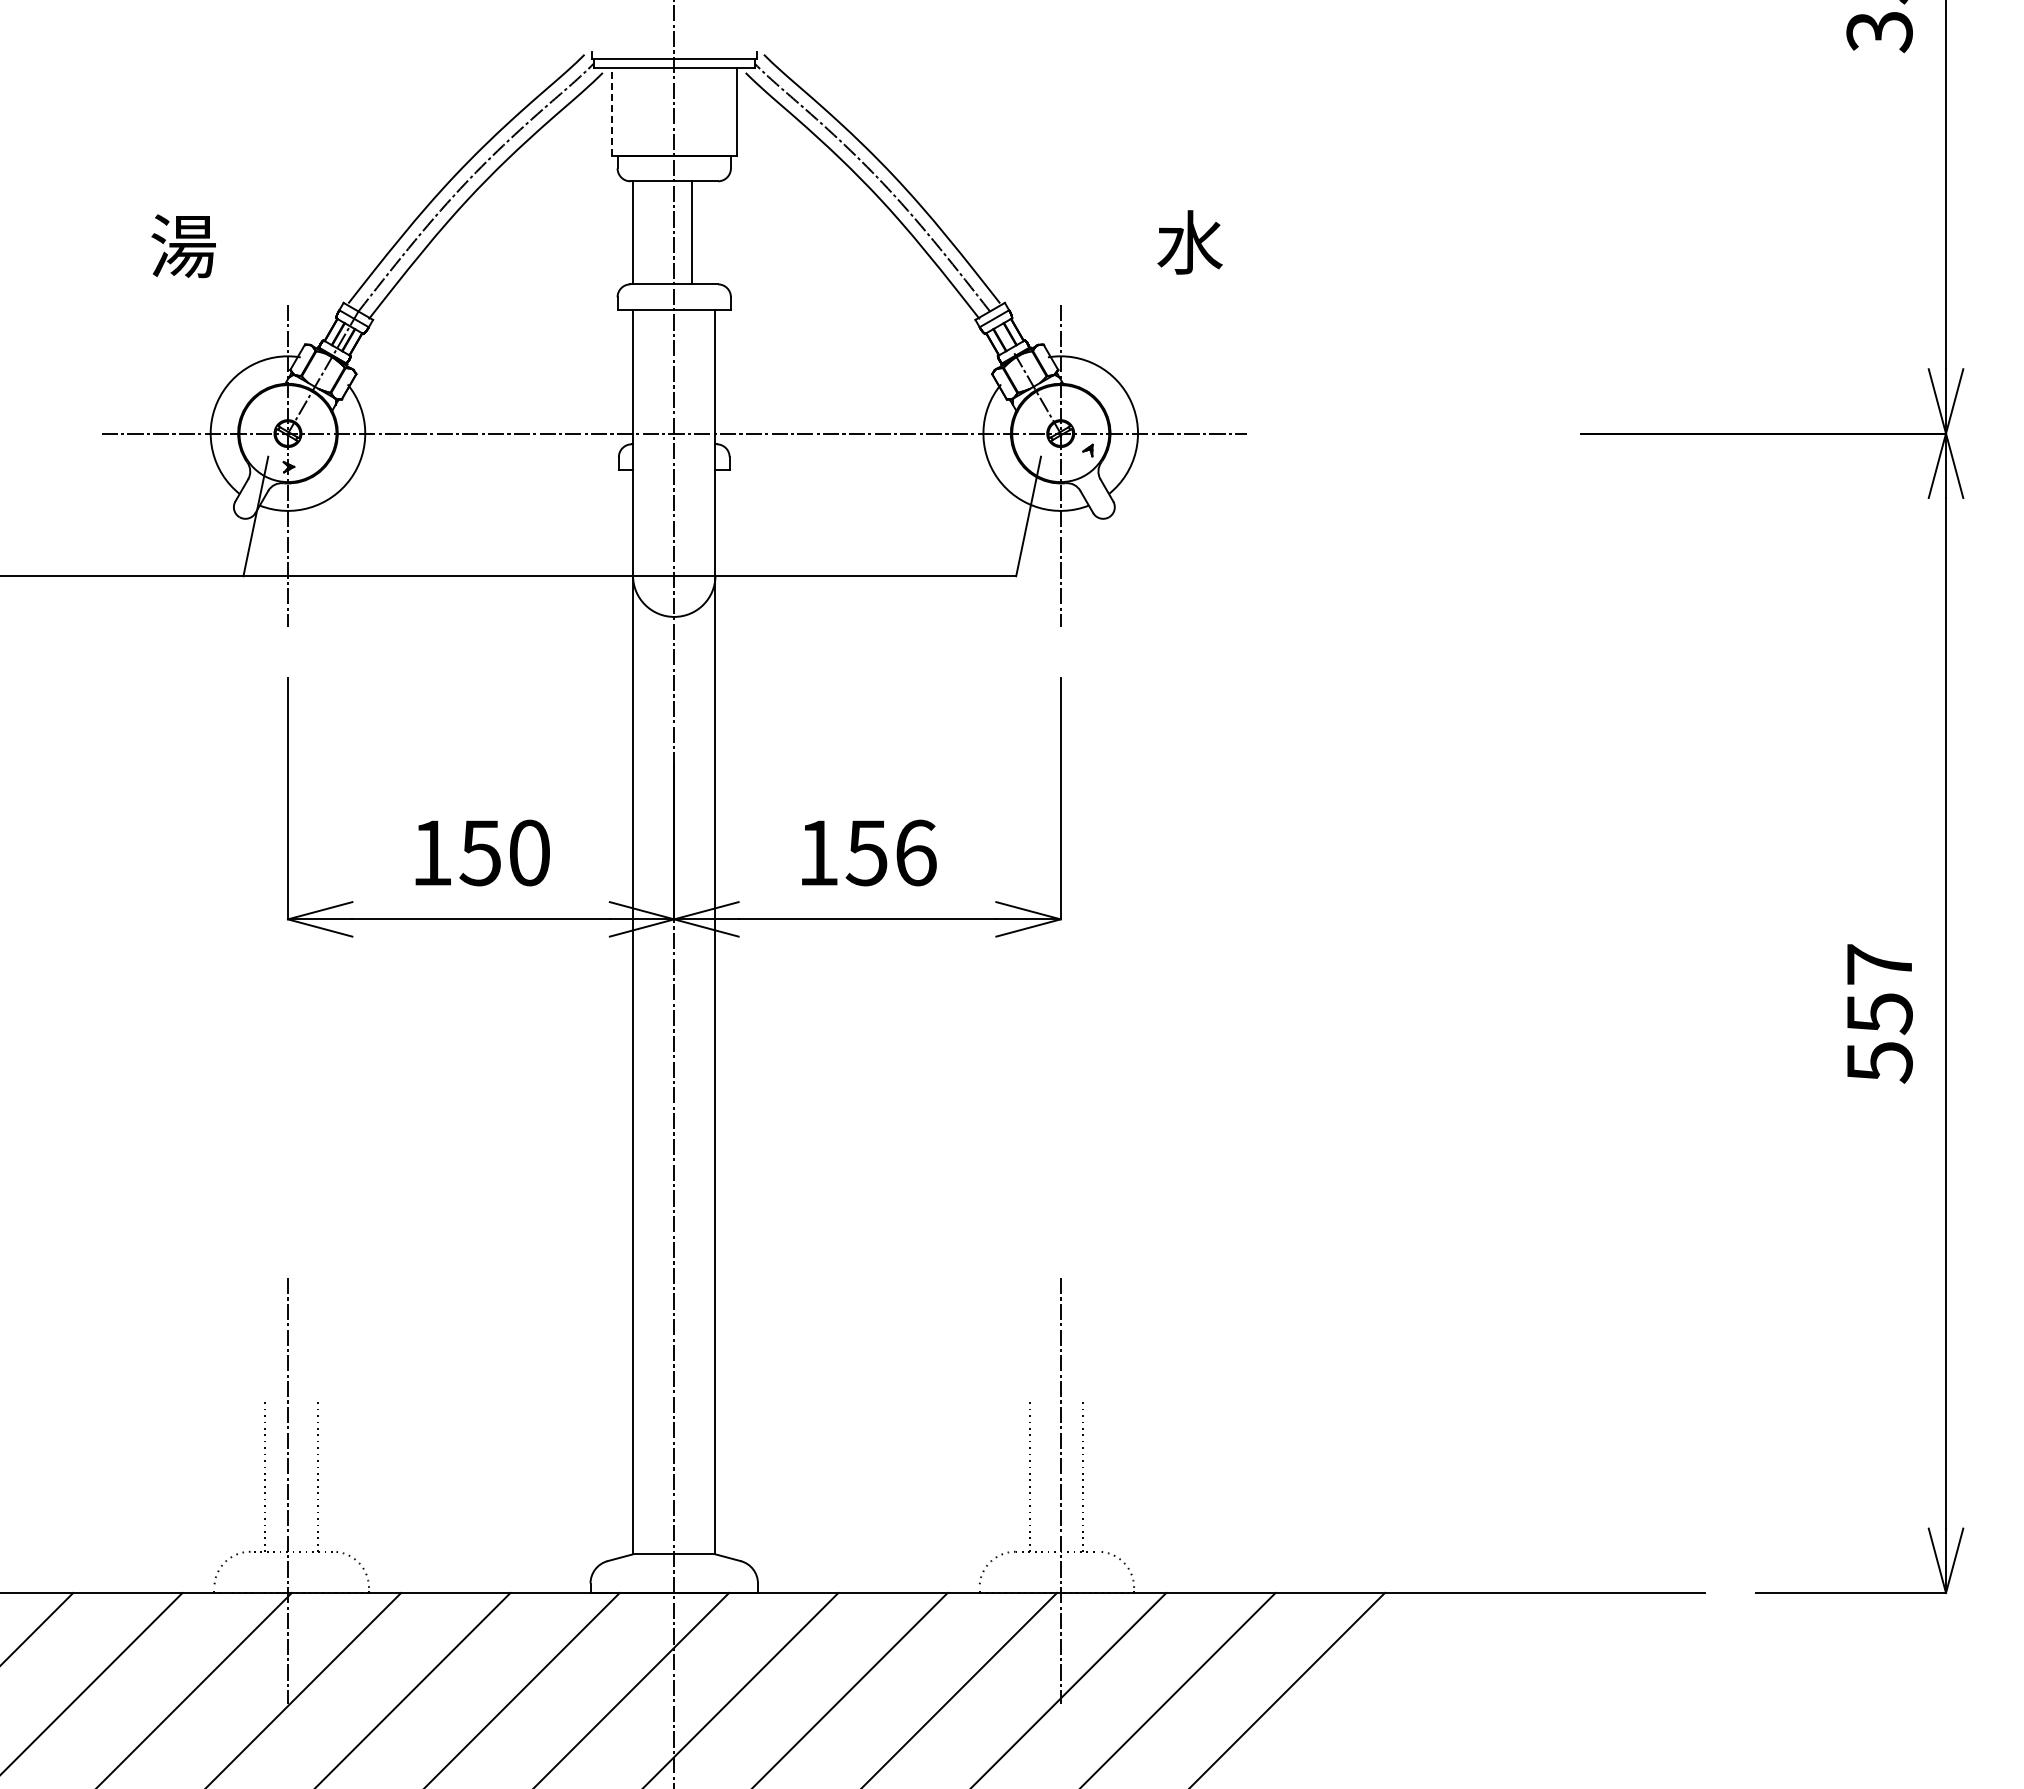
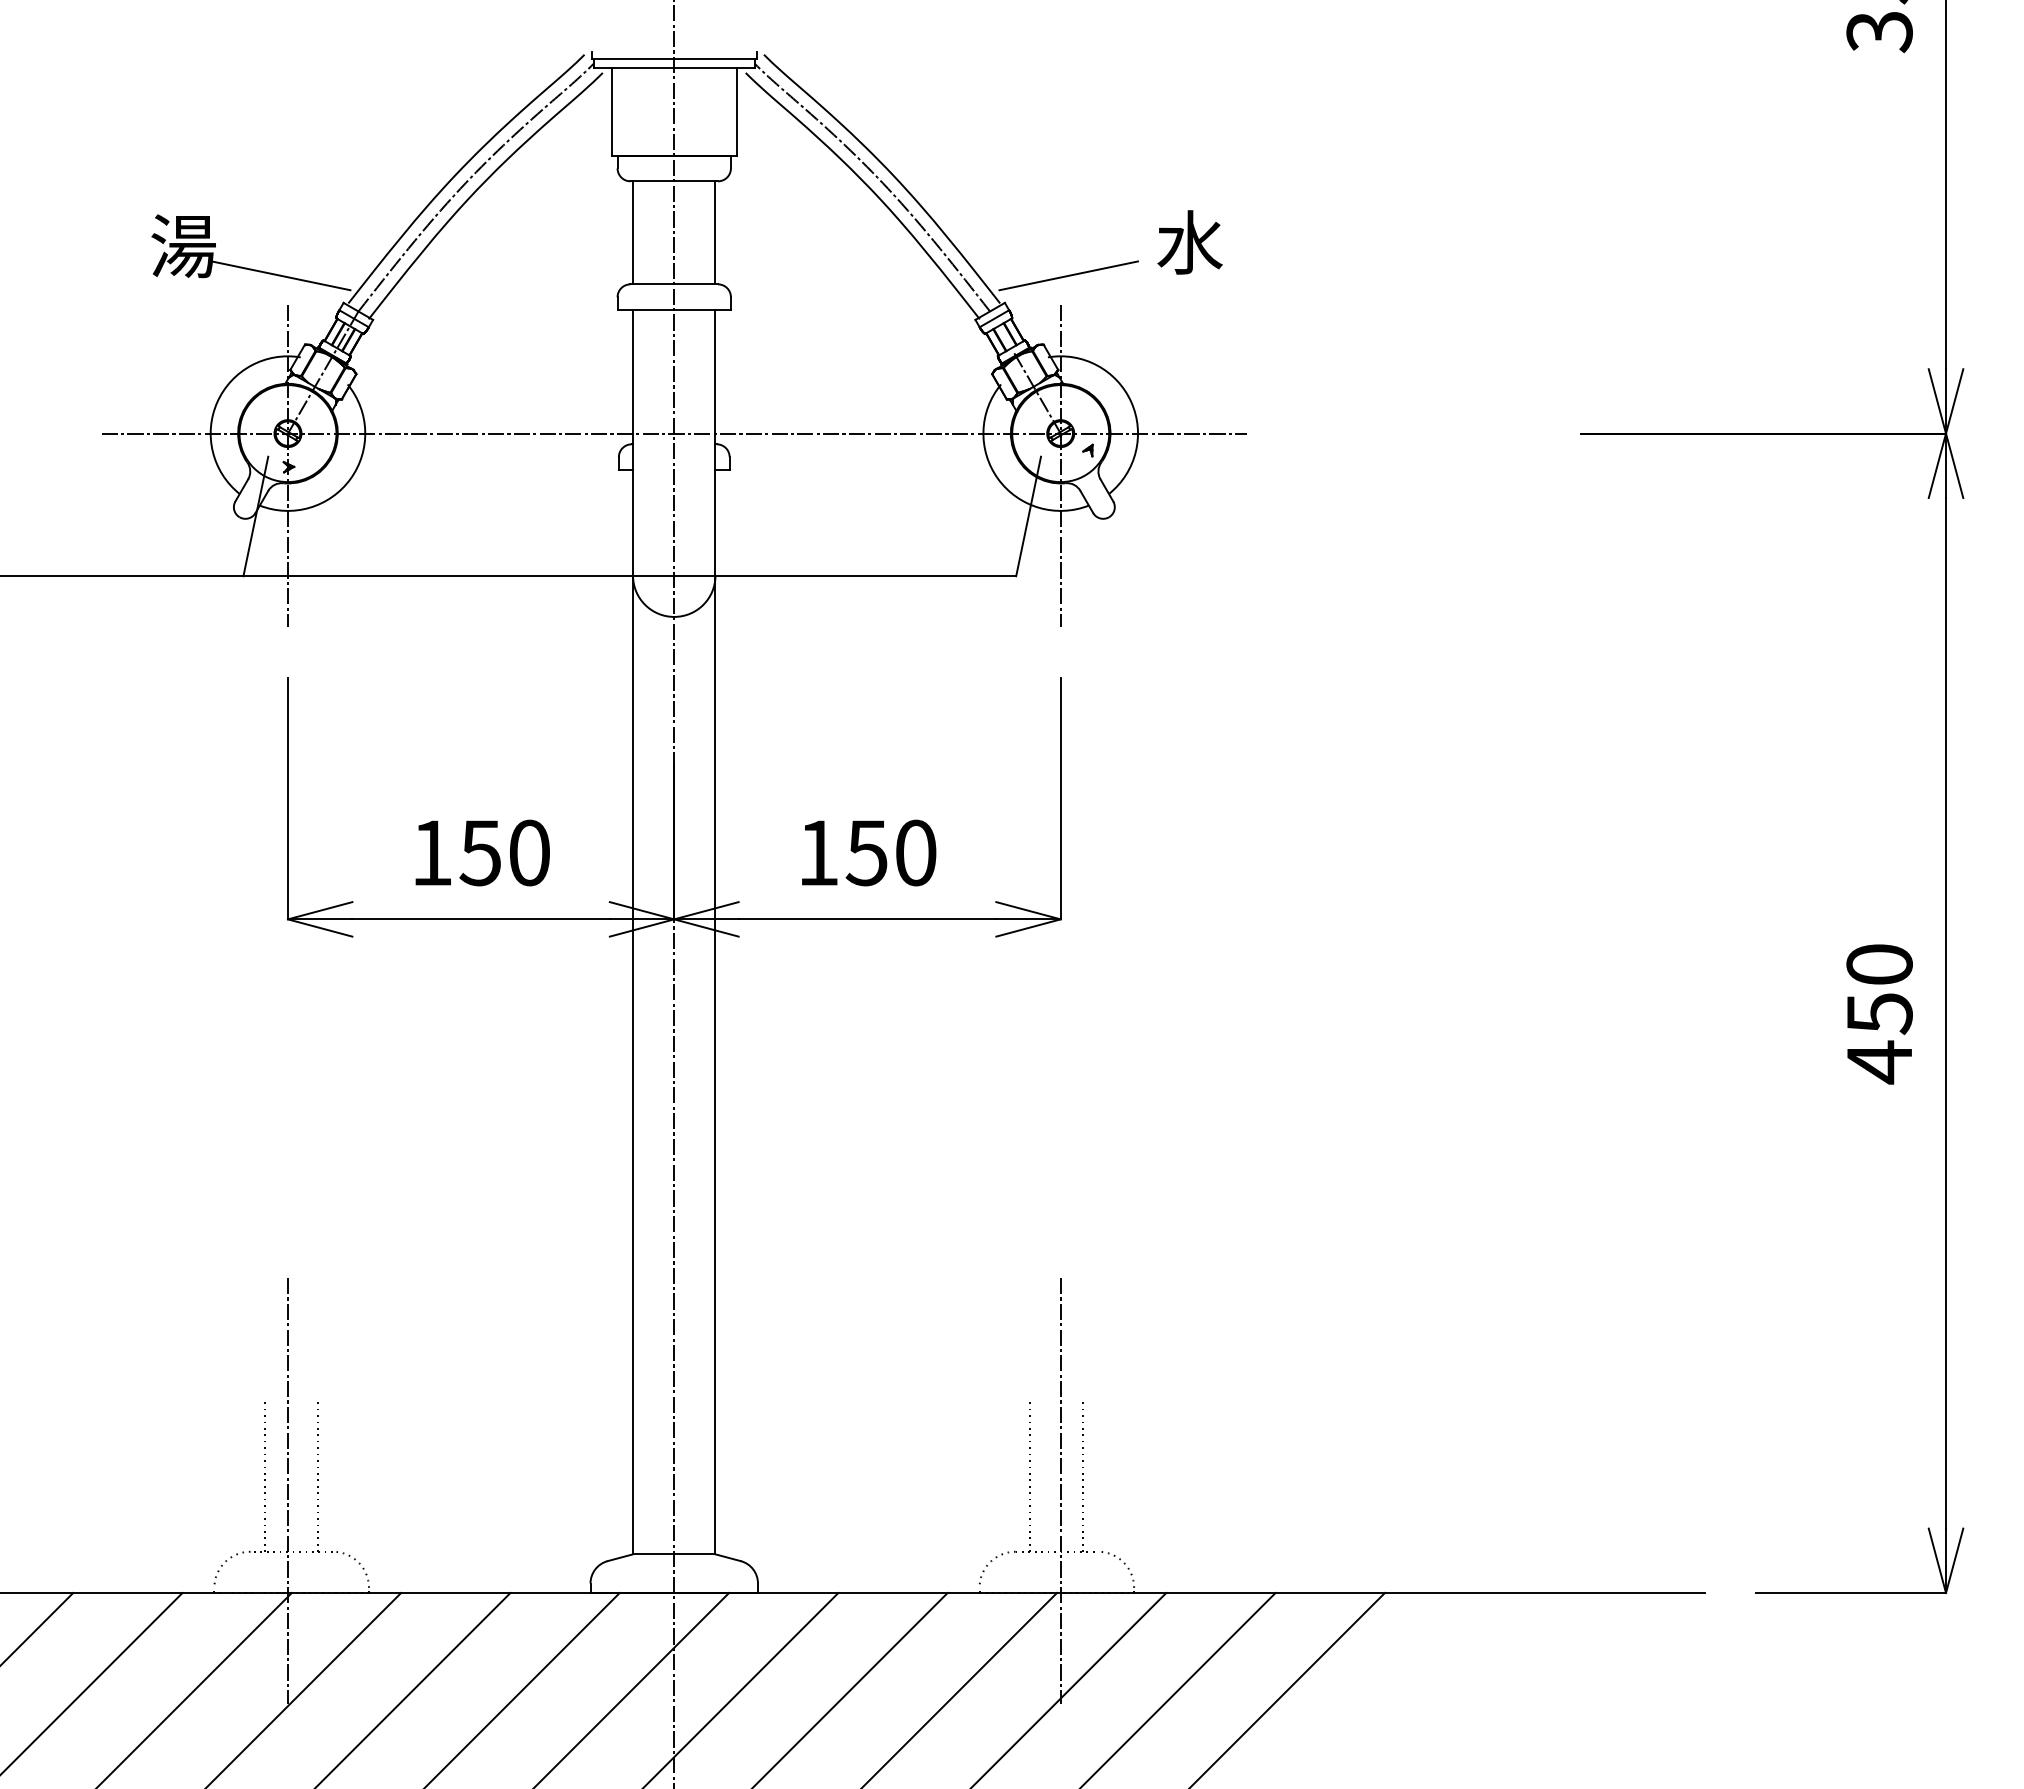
line: dashed -> solid (611, 111)
line position: (692, 232) -> (715, 232) (715, 232)
line: none -> present (280, 275)
line: none -> present (1068, 275)
text: 156 -> 150 (916, 852)
text: 557 -> 450 (1879, 1014)
